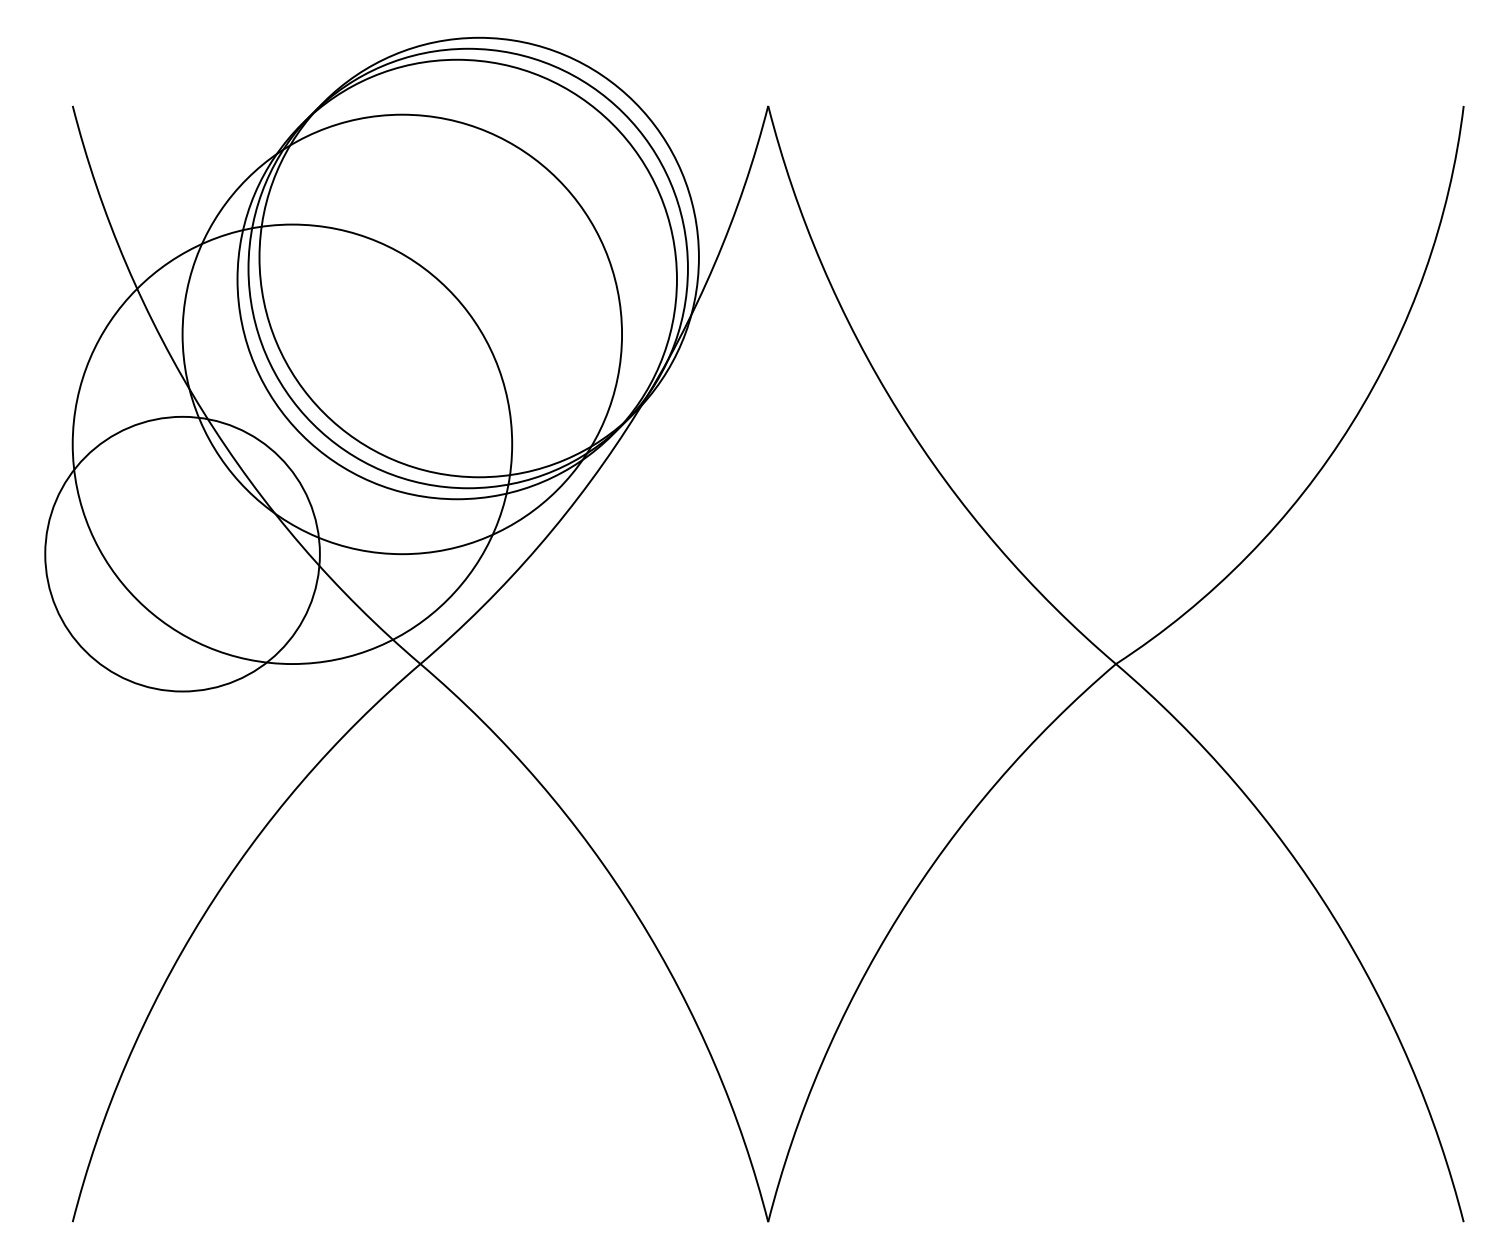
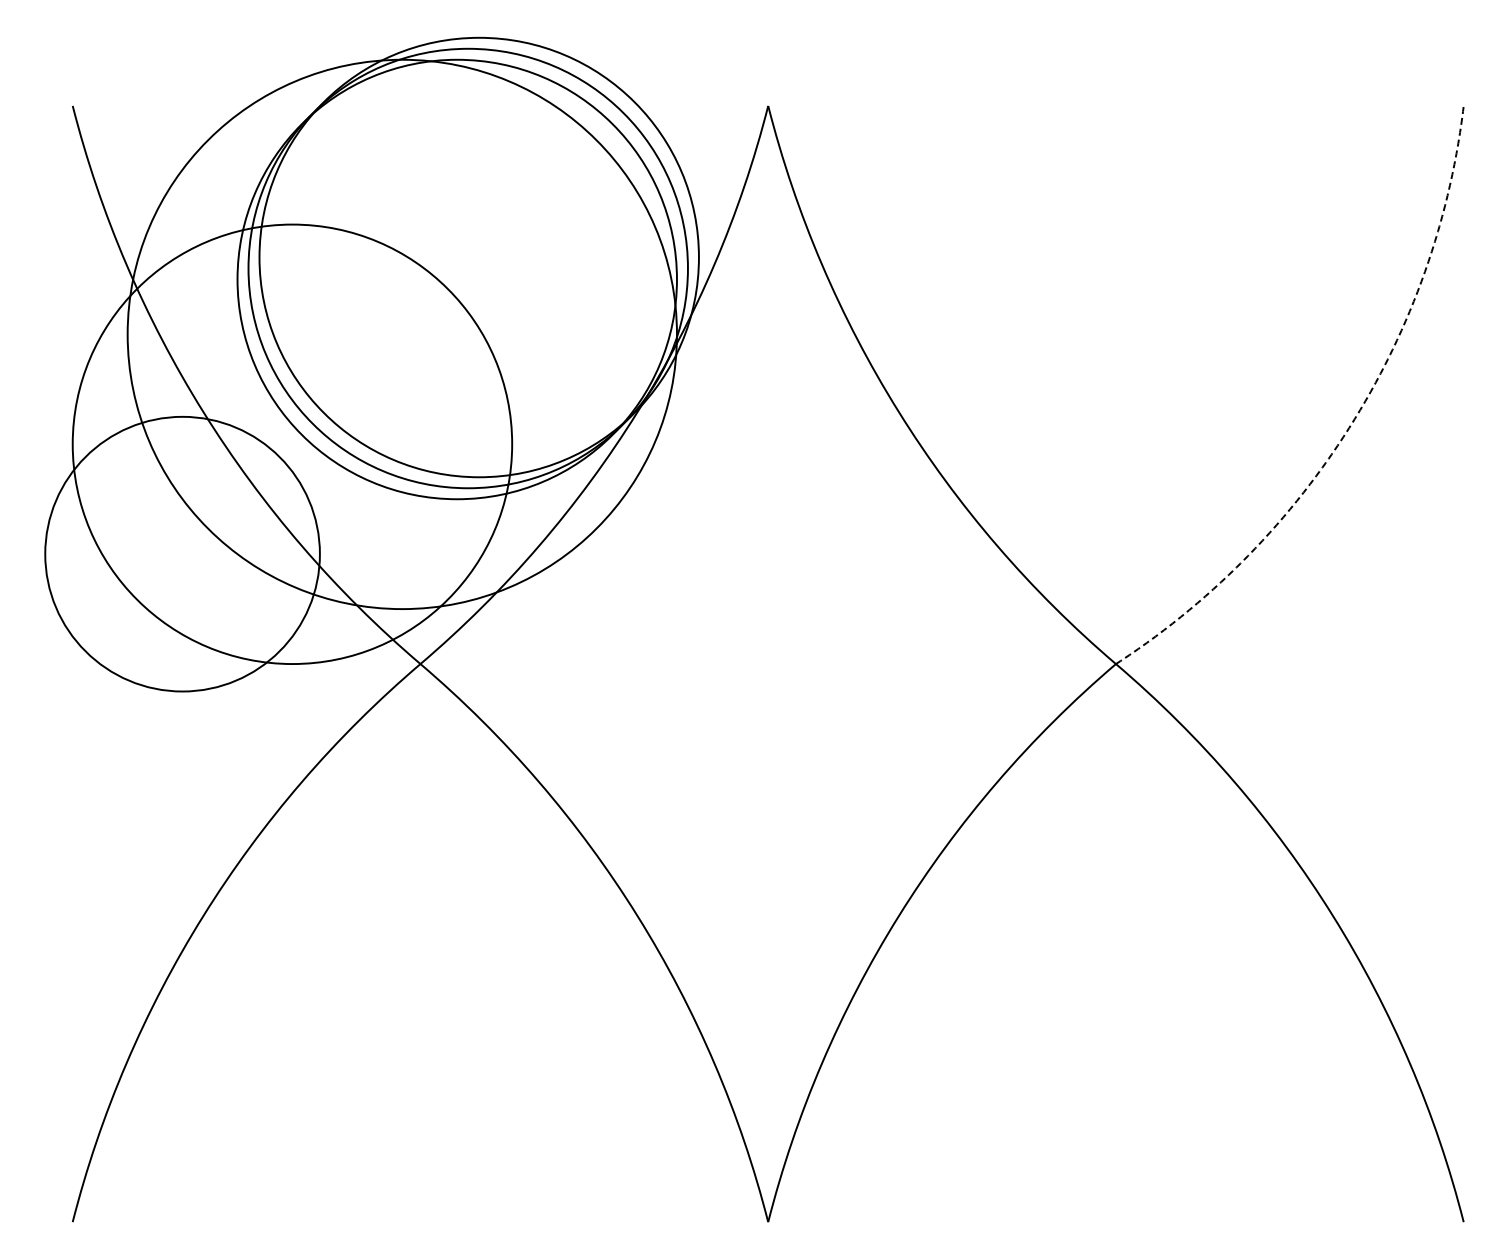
circle diameter: 439 px -> 549 px (401, 334)
arc: solid -> dashed (1351, 423)
